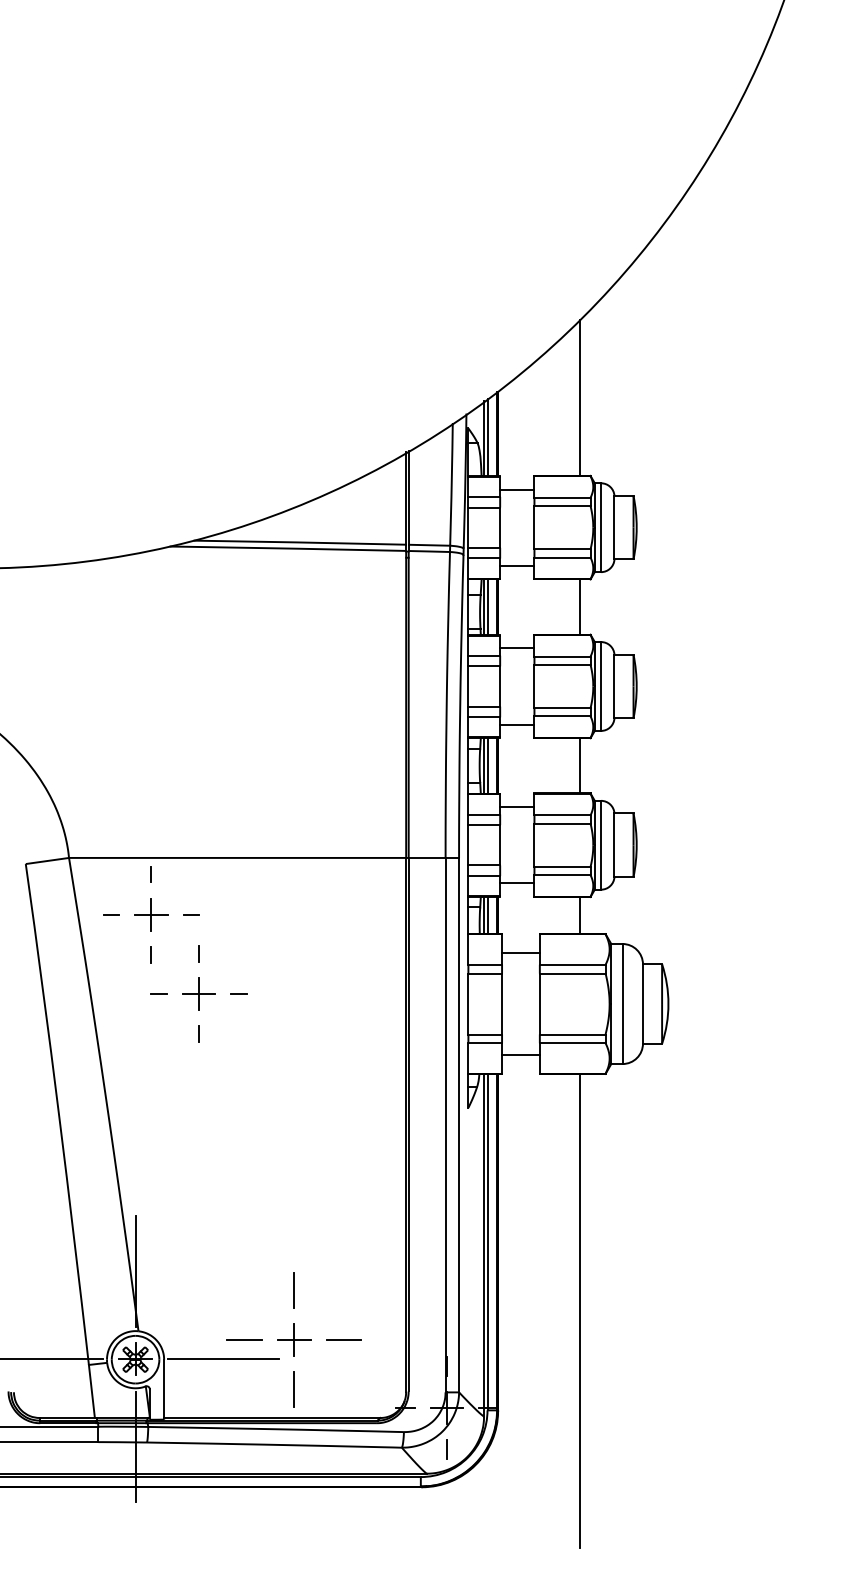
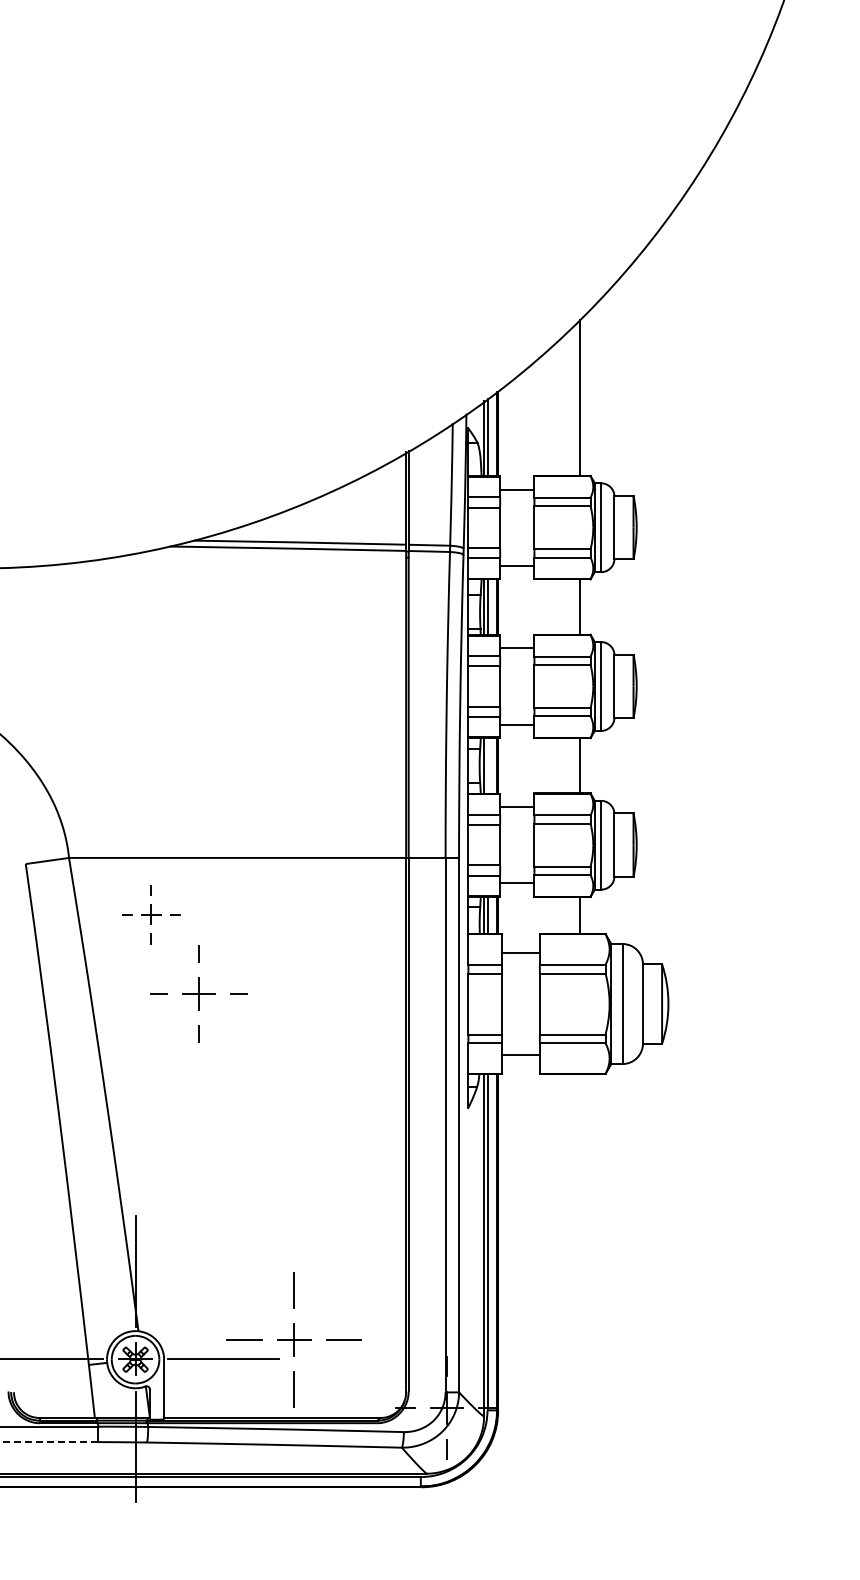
line: present -> none (487, 765)
part size: 97x98 px -> 59x60 px (151, 914)
line: present -> none (580, 1310)
line: solid -> dashed (49, 1442)
